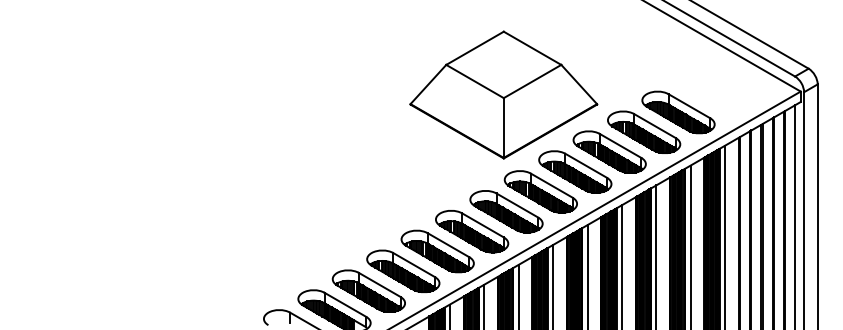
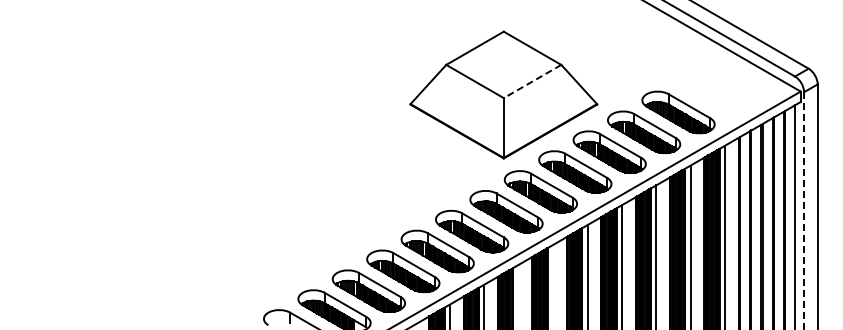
line: solid -> dashed (532, 81)
line: solid -> dashed (804, 211)
line: present -> none (553, 285)
line: present -> none (518, 295)
